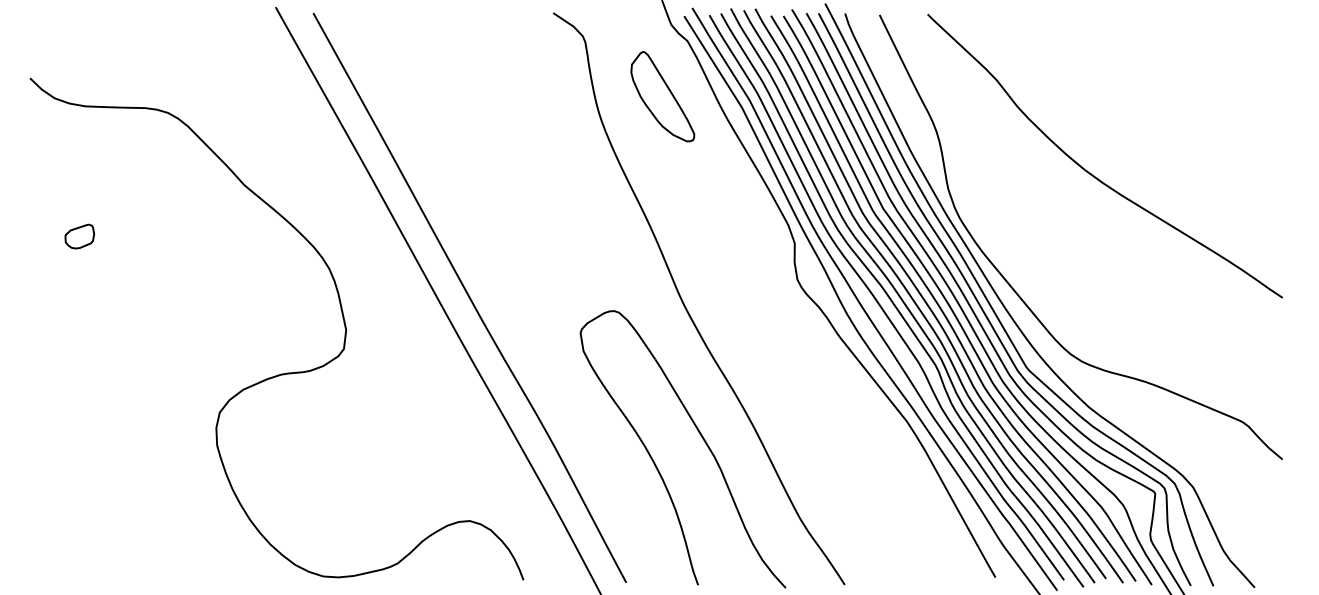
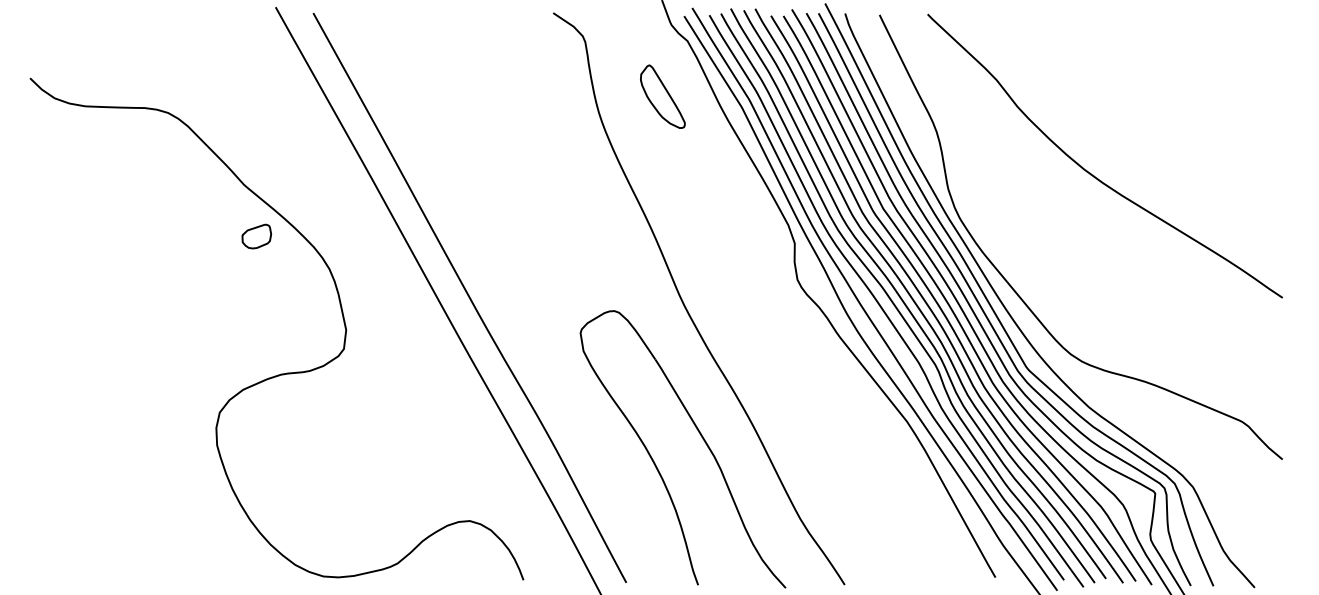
part size: 66x92 px -> 46x65 px (662, 96)
part position: (79, 236) -> (256, 236) (256, 236)
